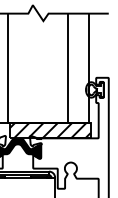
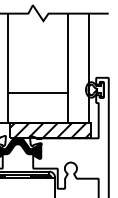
line: none -> present (37, 92)
